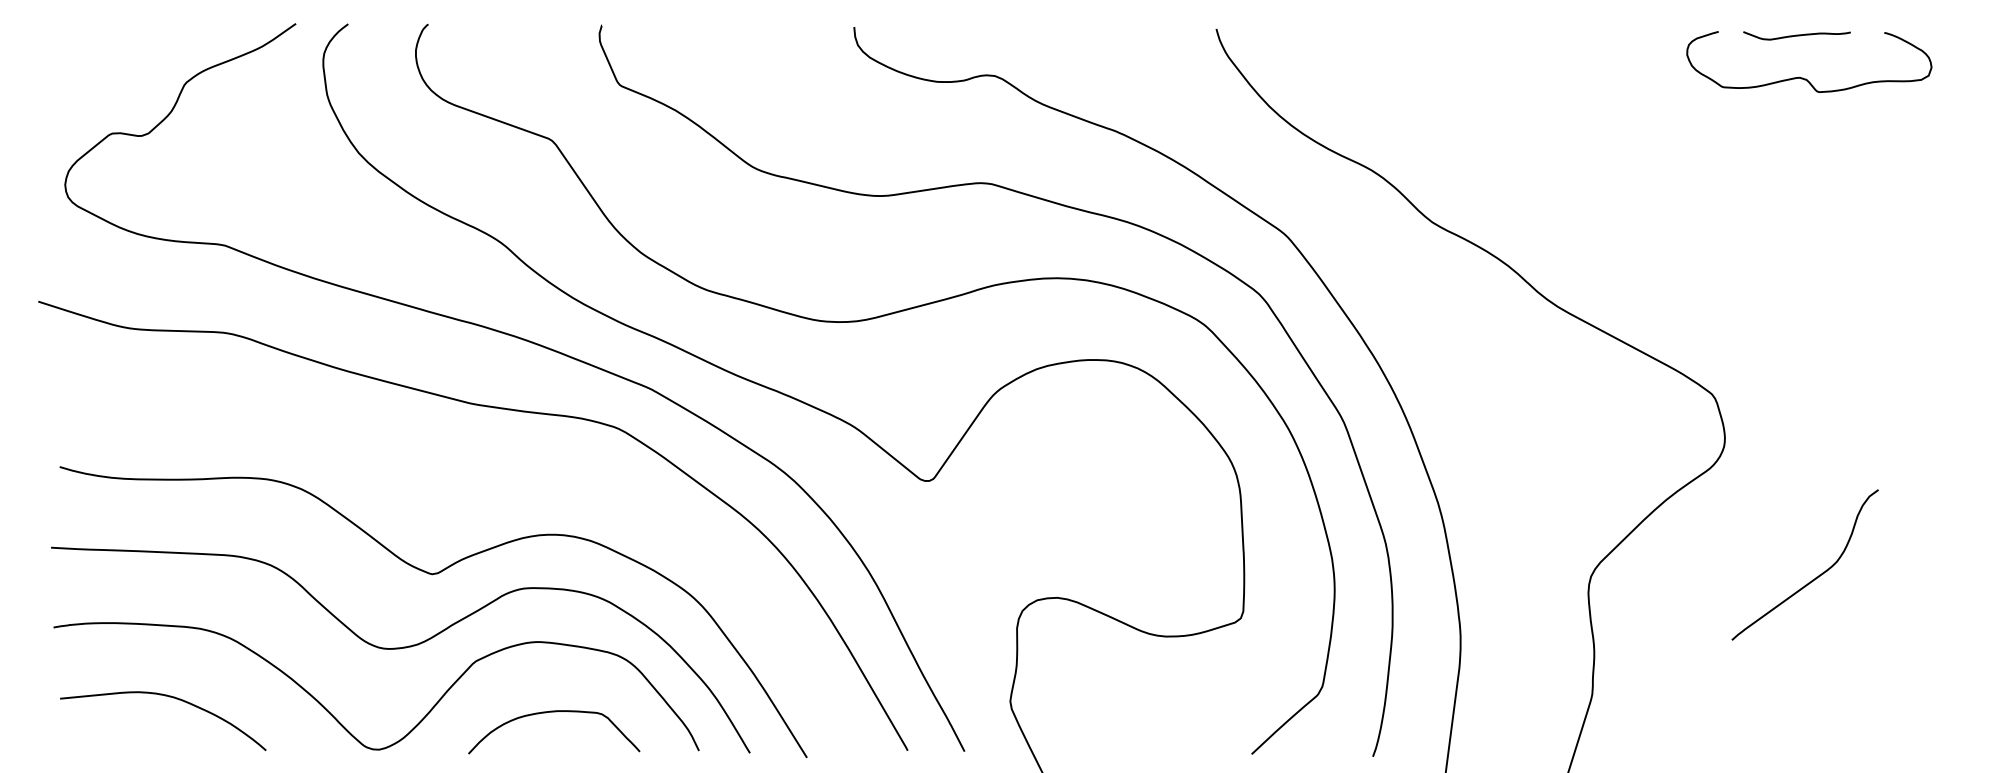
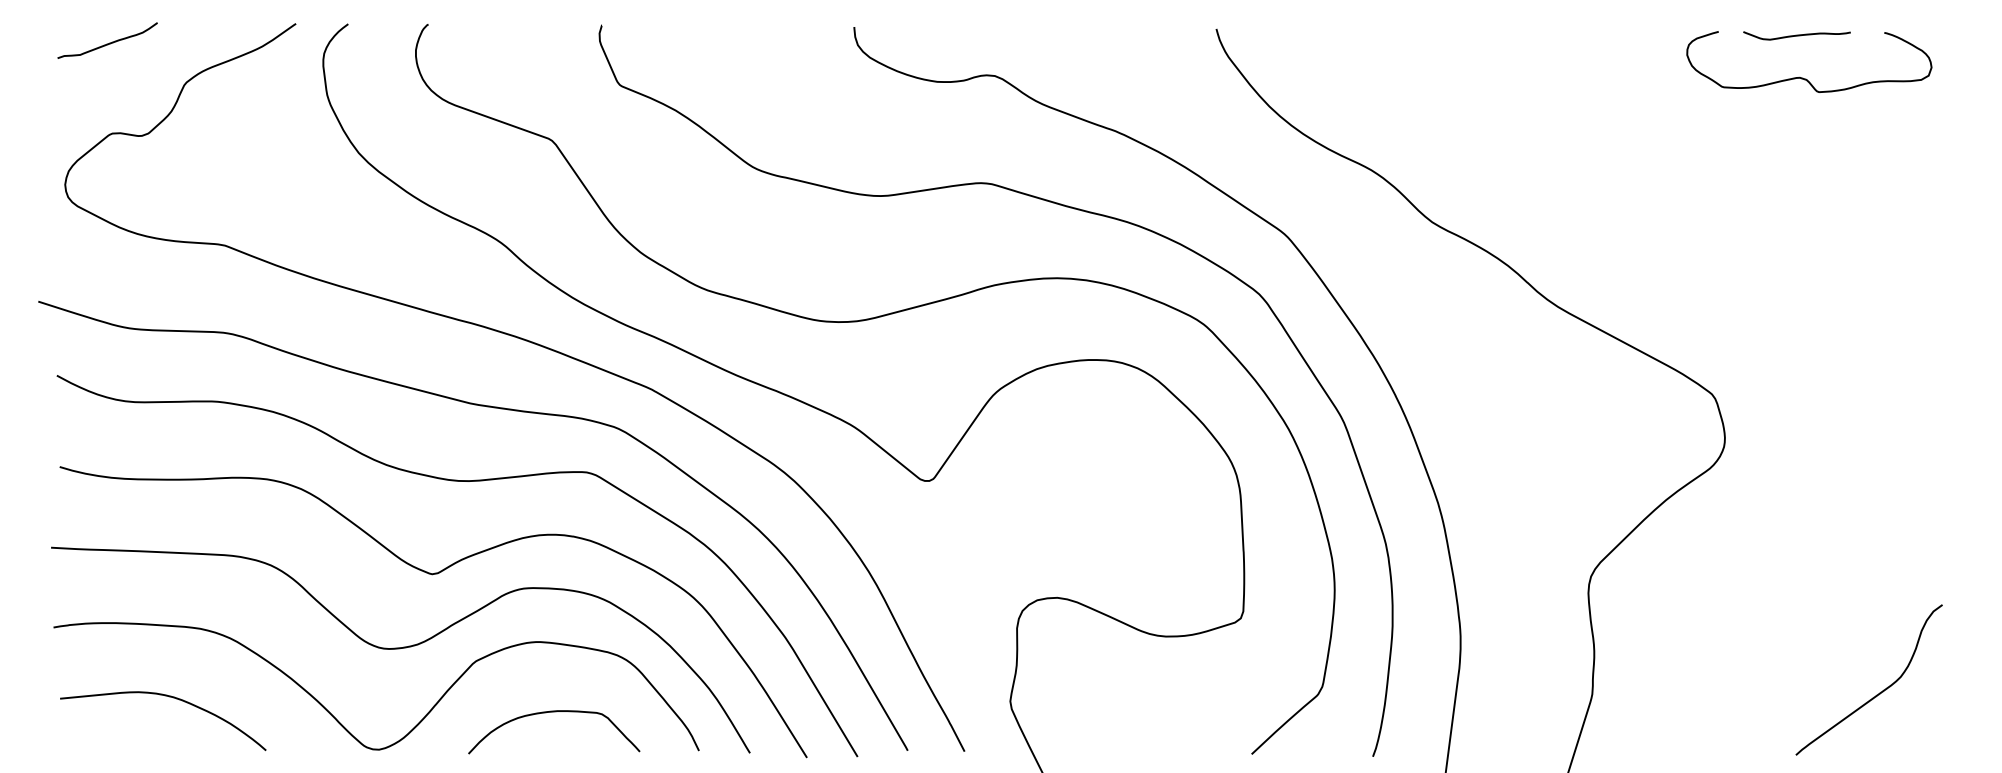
curve: none -> present (109, 42)
curve: none -> present (457, 481)
curve position: (1812, 579) -> (1876, 694) (1876, 694)
